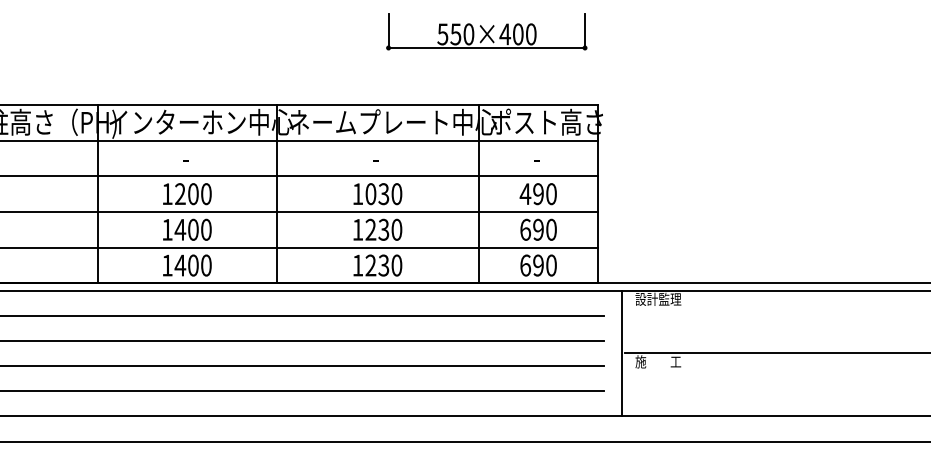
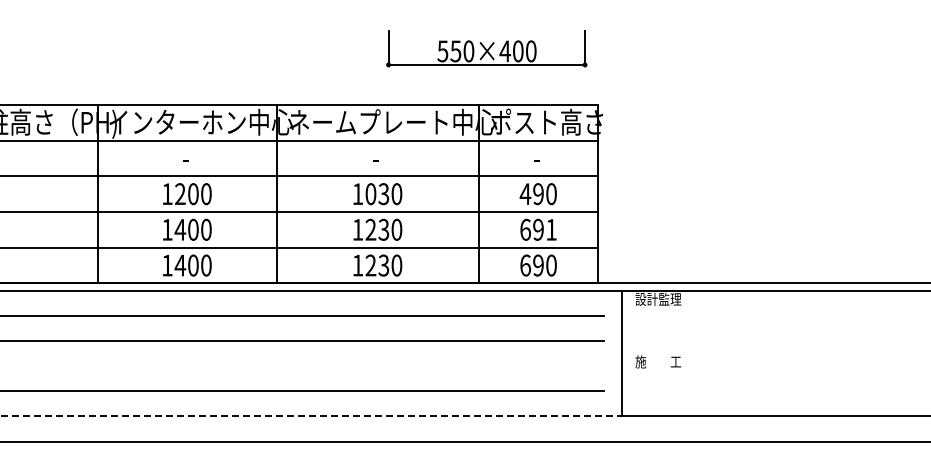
part position: (486, 31) -> (486, 48) (486, 48)
text: 690 -> 691 (551, 229)
line: present -> none (775, 353)
line: present -> none (303, 365)
line: solid -> dashed (311, 415)
